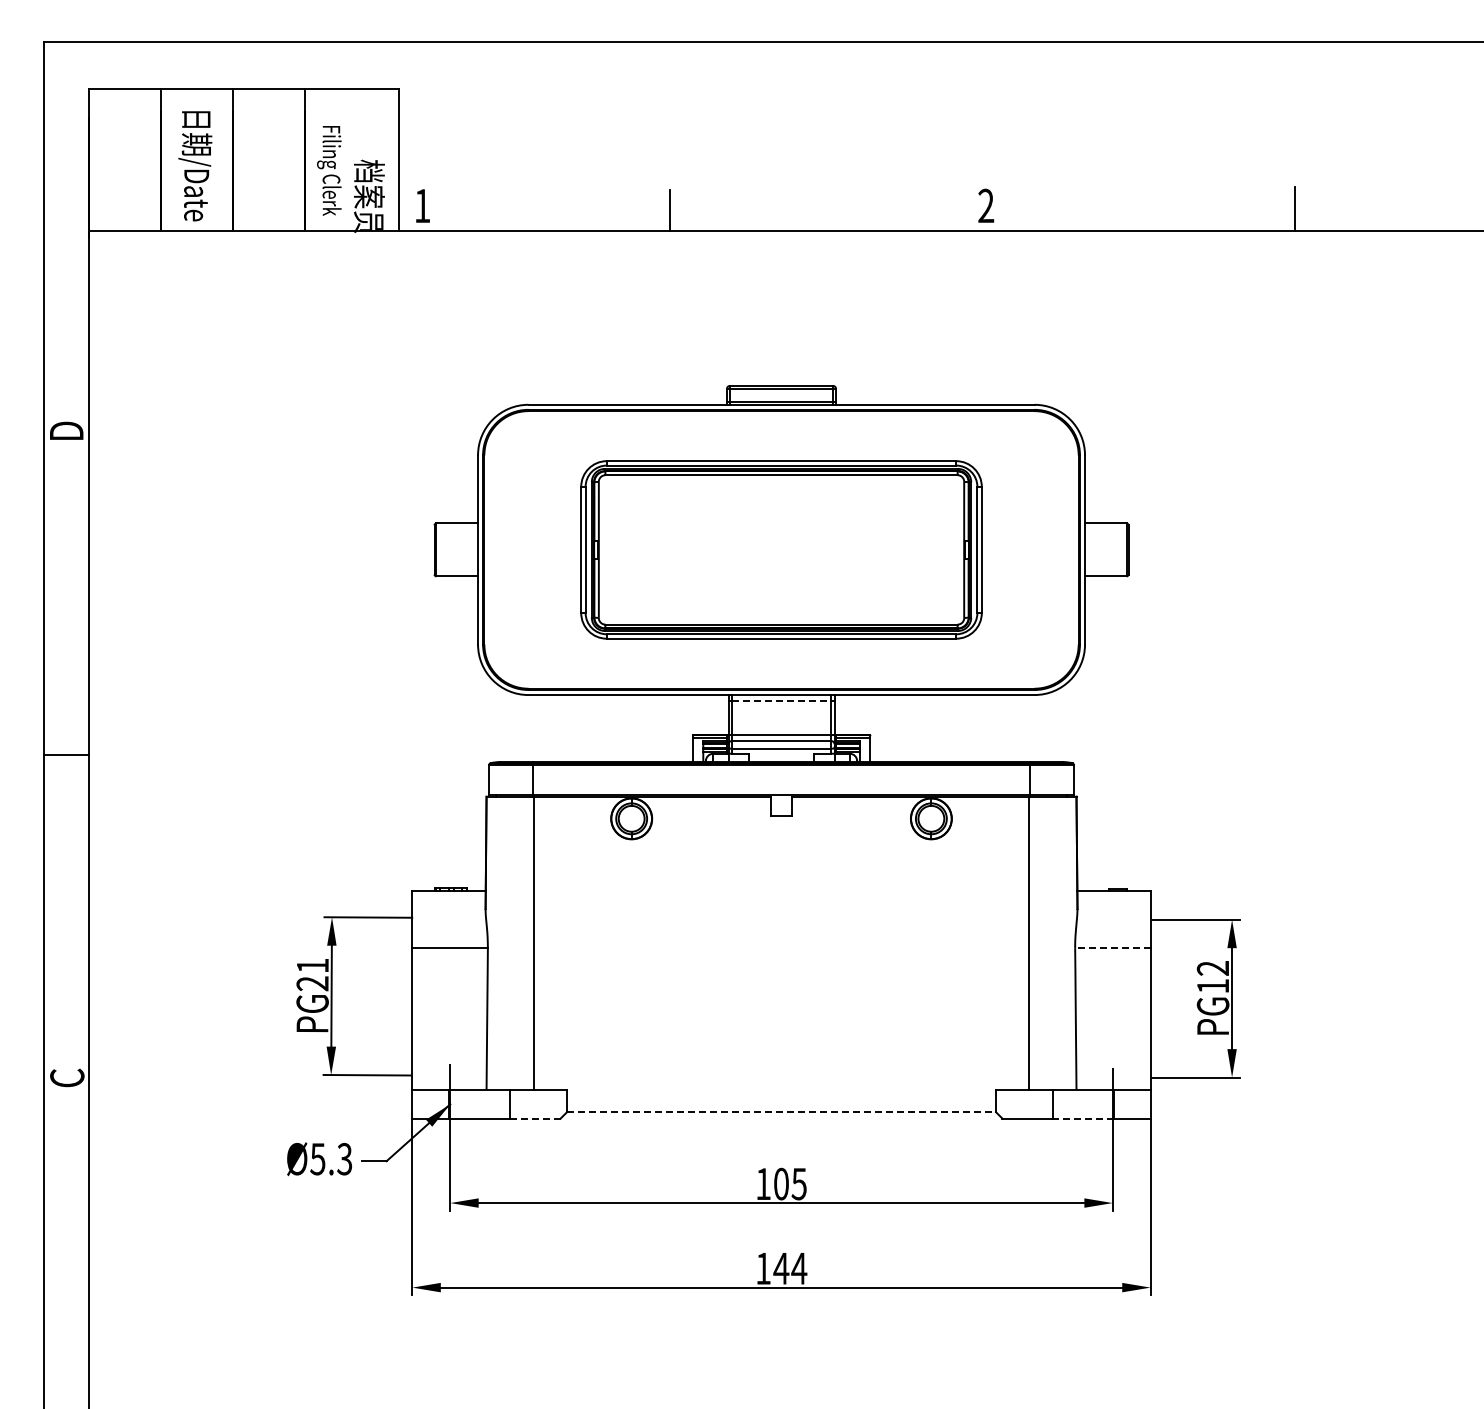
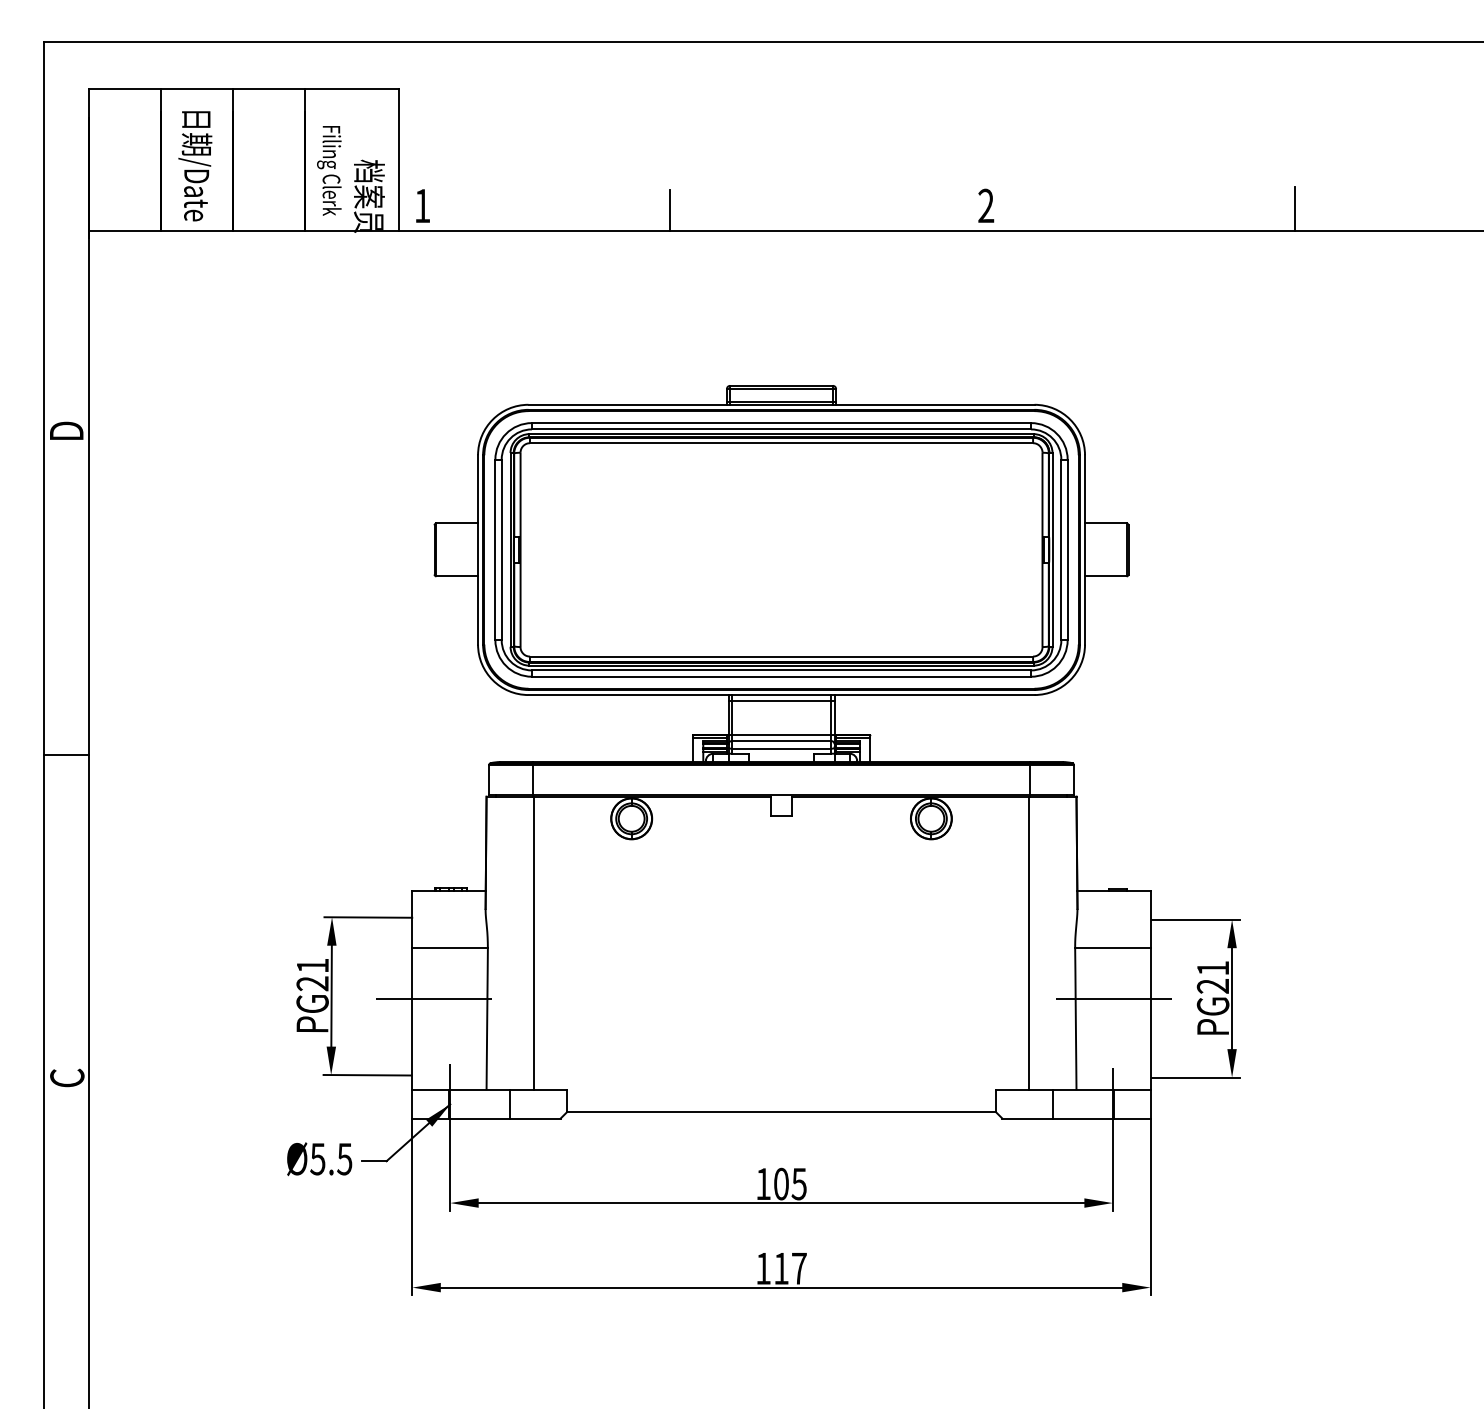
part size: 403x180 px -> 575x256 px (781, 549)
line: dashed -> solid (781, 701)
line: dashed -> solid (1112, 948)
text: PG12 -> PG21 (1212, 977)
line: none -> present (433, 998)
line: none -> present (1113, 998)
line: dashed -> solid (781, 1112)
line: dashed -> solid (535, 1118)
line: dashed -> solid (1083, 1118)
text: Ø5.3 -> Ø5.5 (344, 1159)
text: 144 -> 117 (790, 1268)
